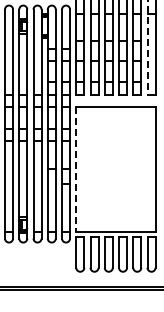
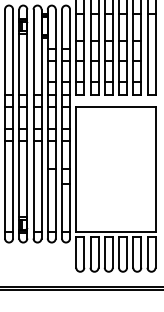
line: dashed -> solid (147, 48)
line: dashed -> solid (76, 169)
